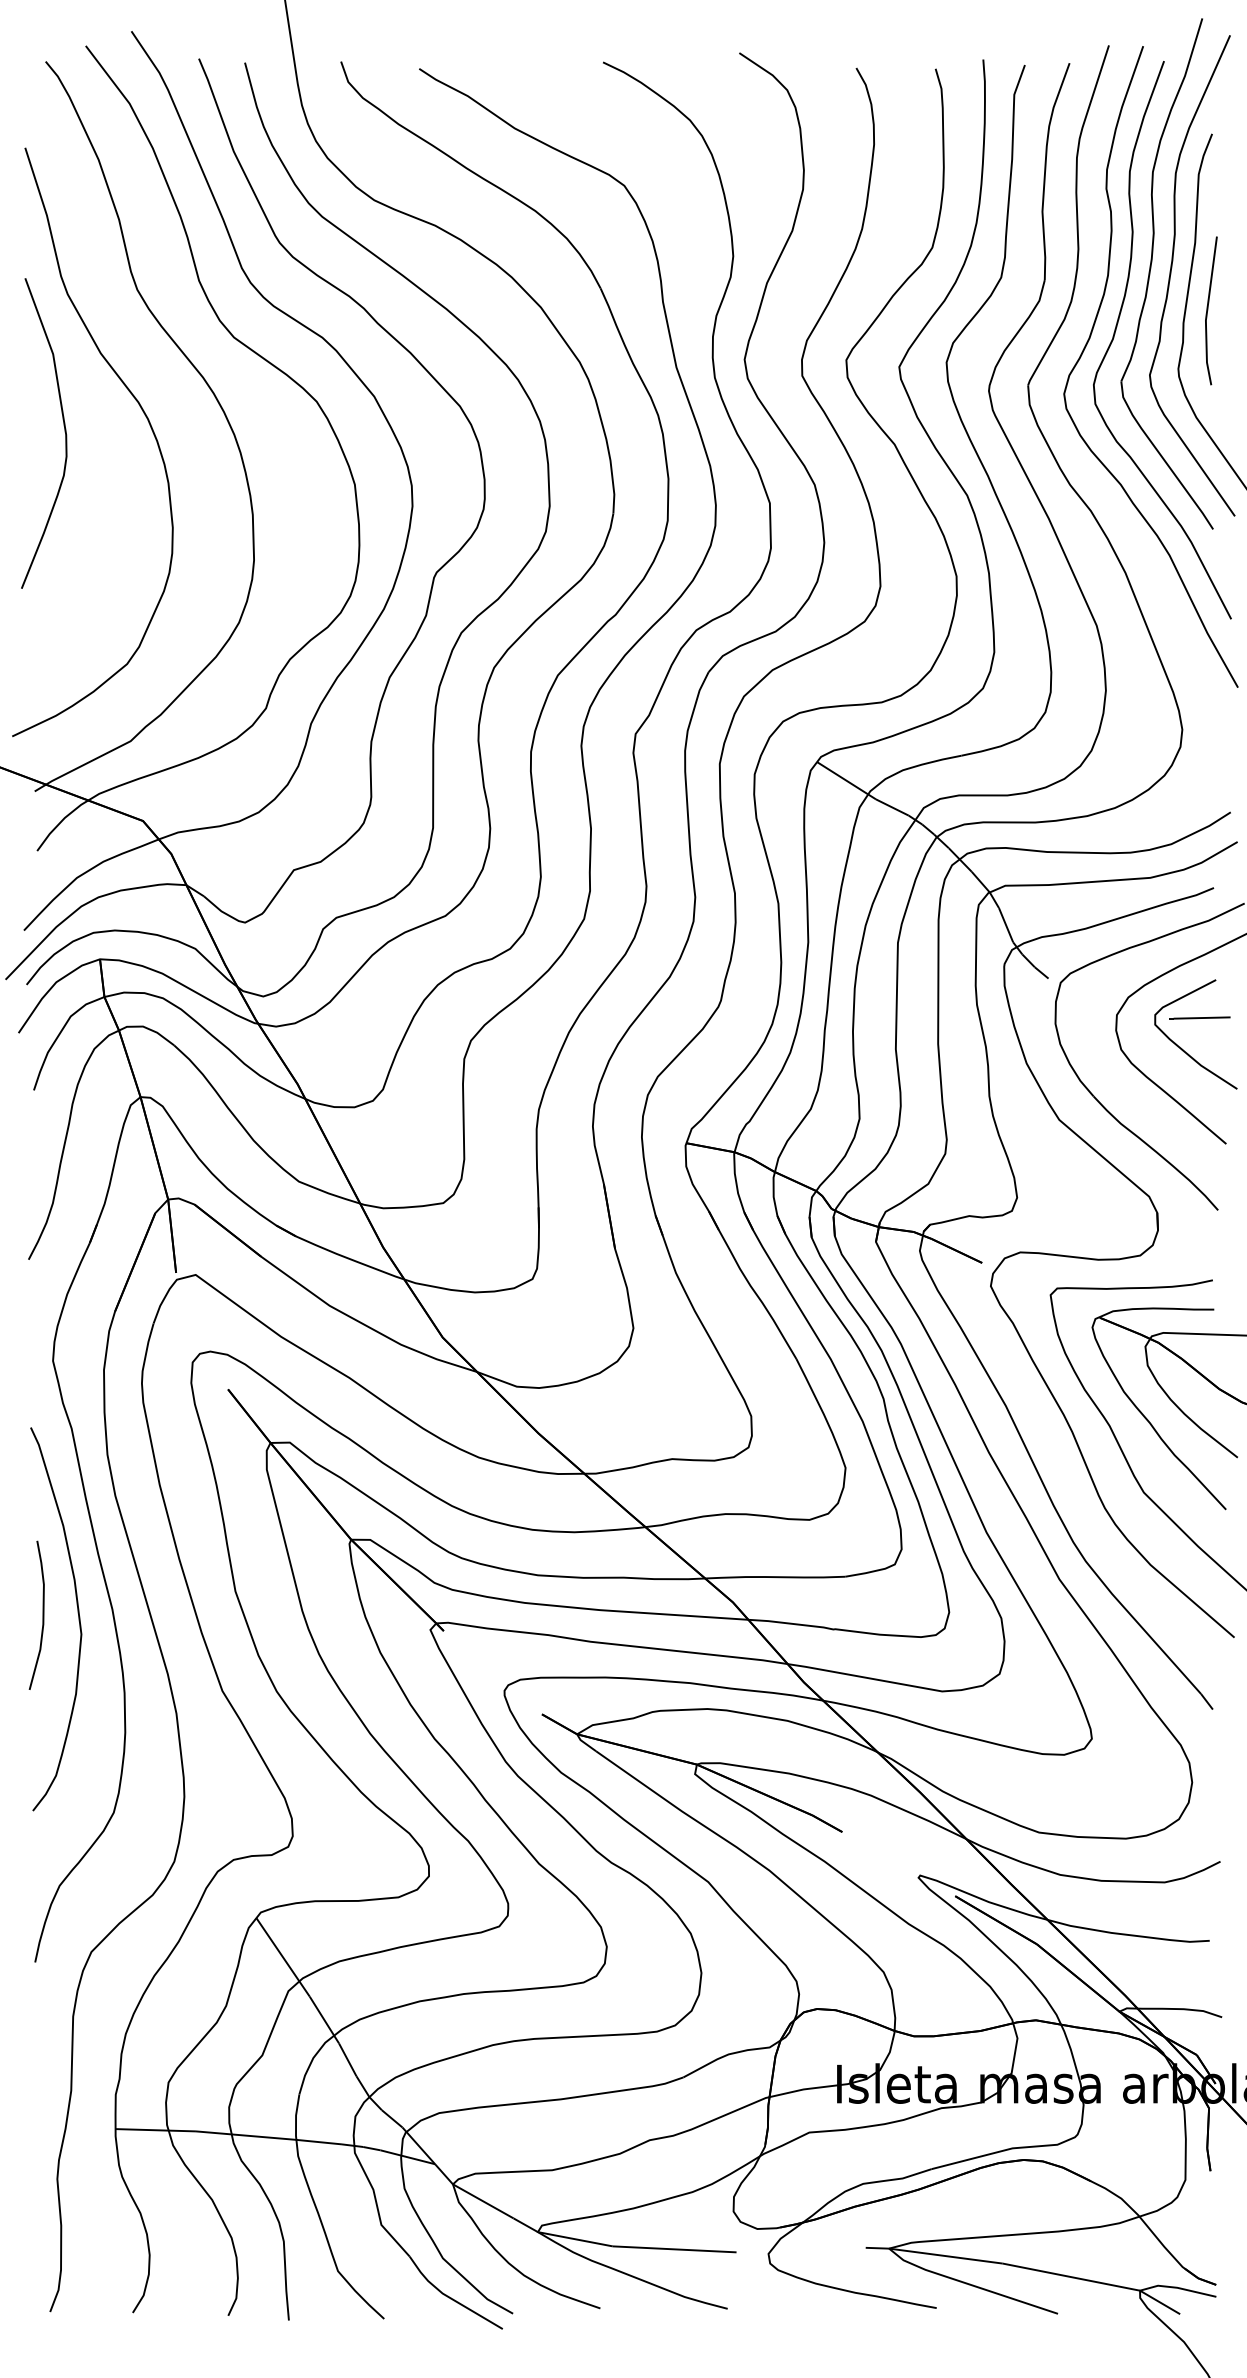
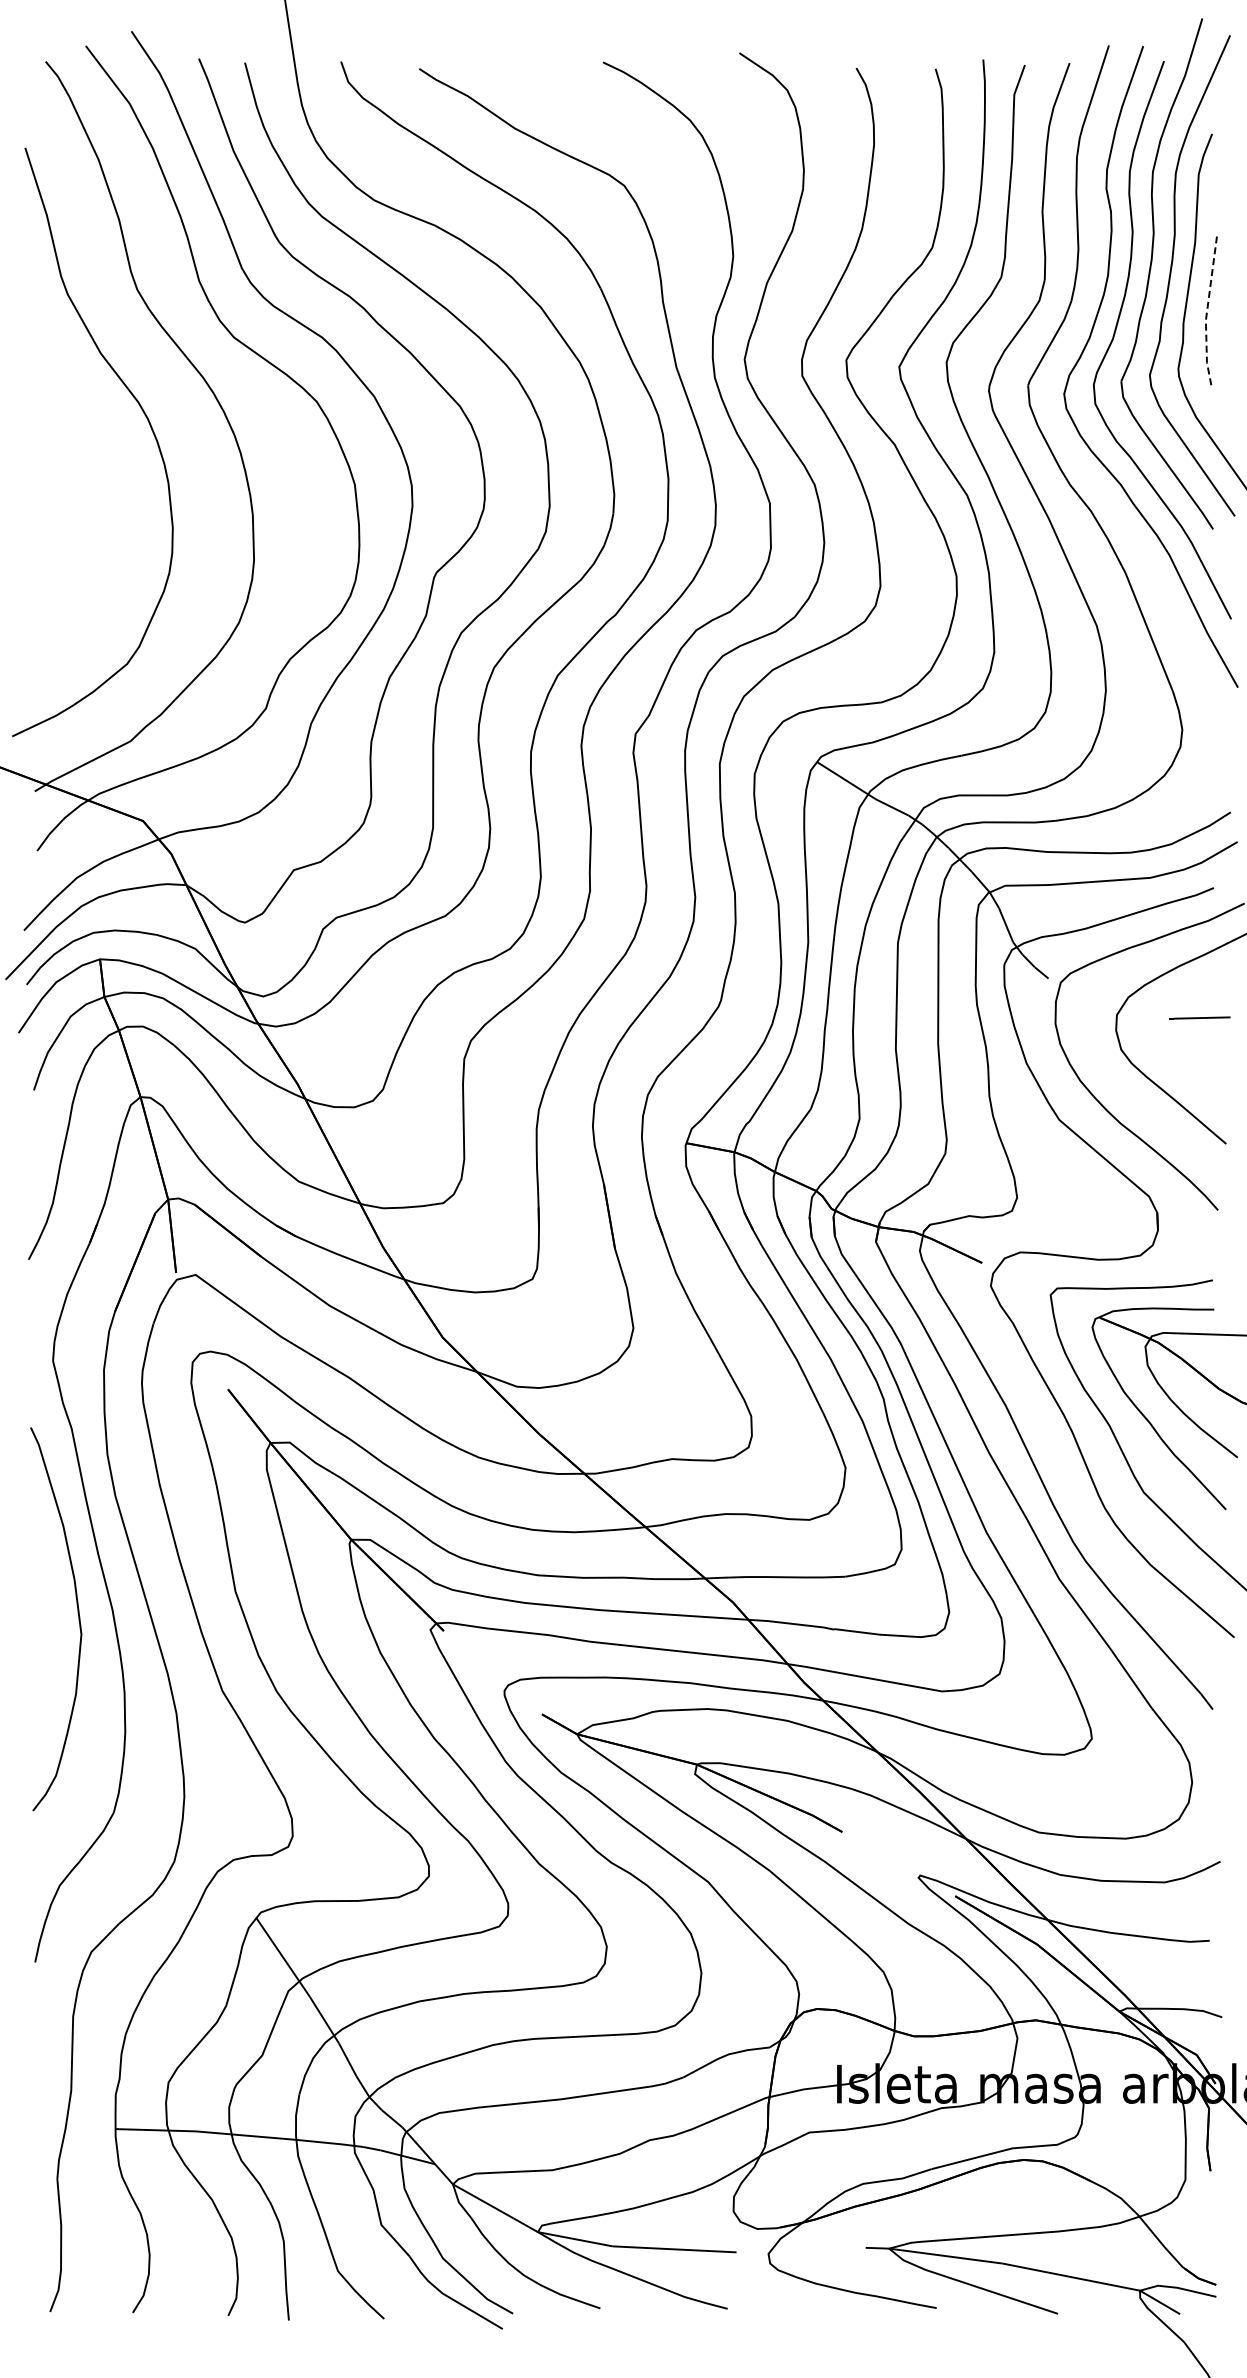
line: solid -> dashed (1206, 312)
curve: present -> none (64, 432)
curve: present -> none (1181, 1047)
curve: present -> none (42, 1614)
